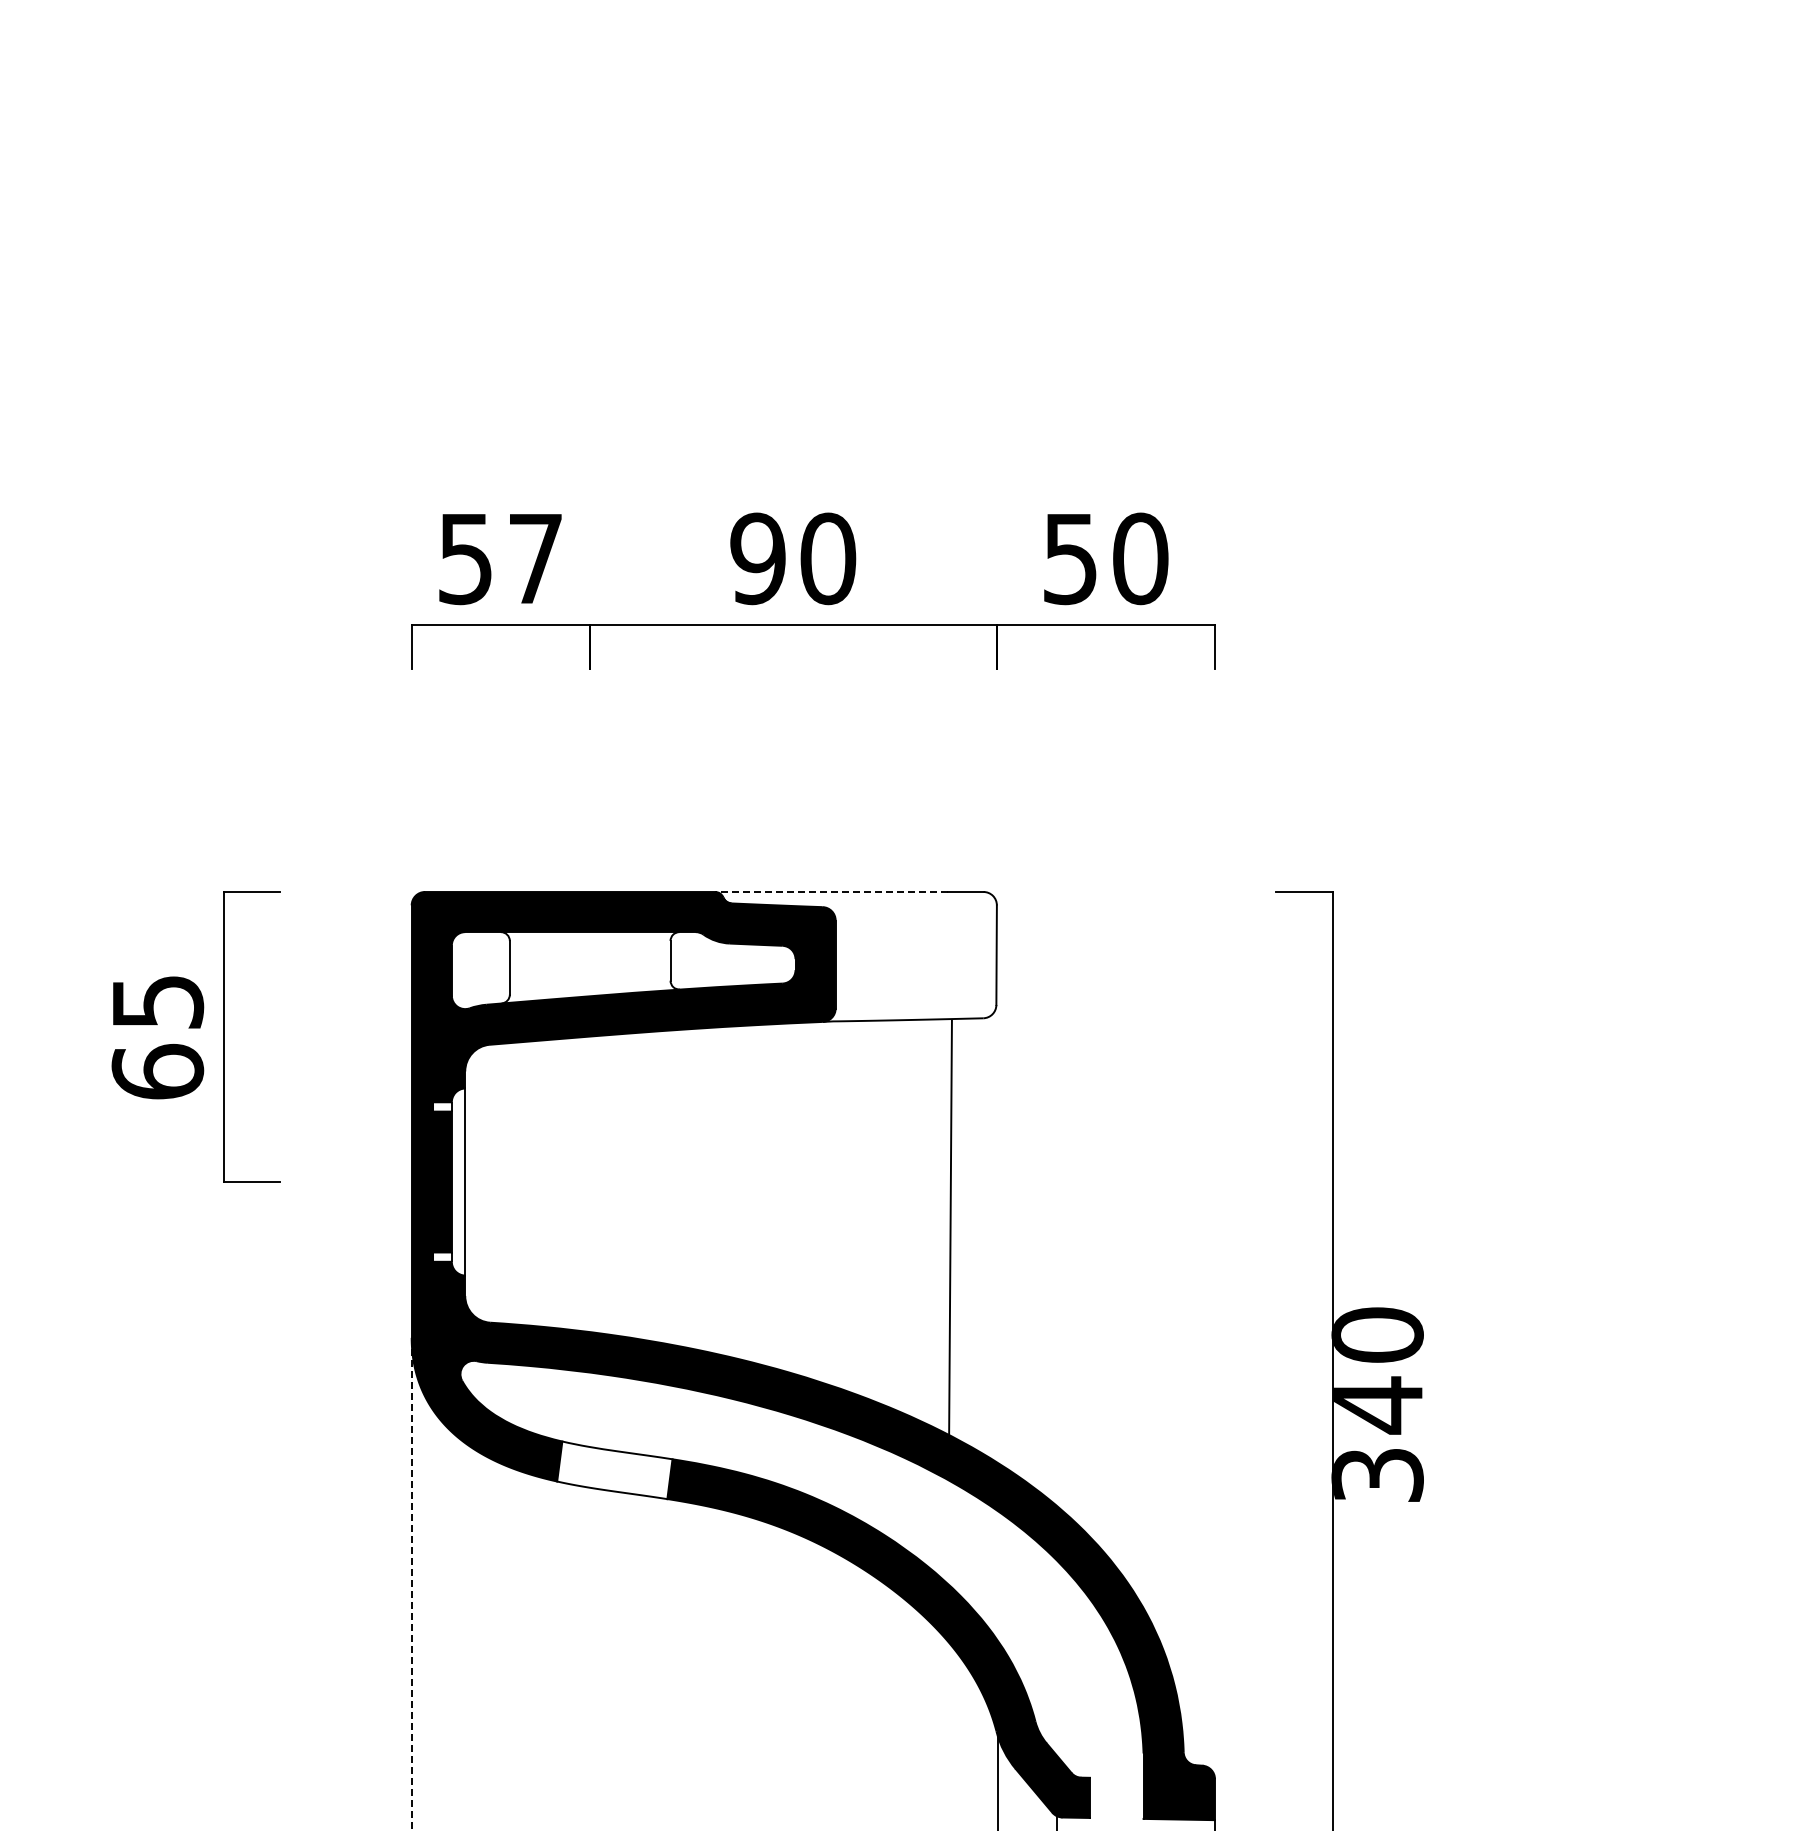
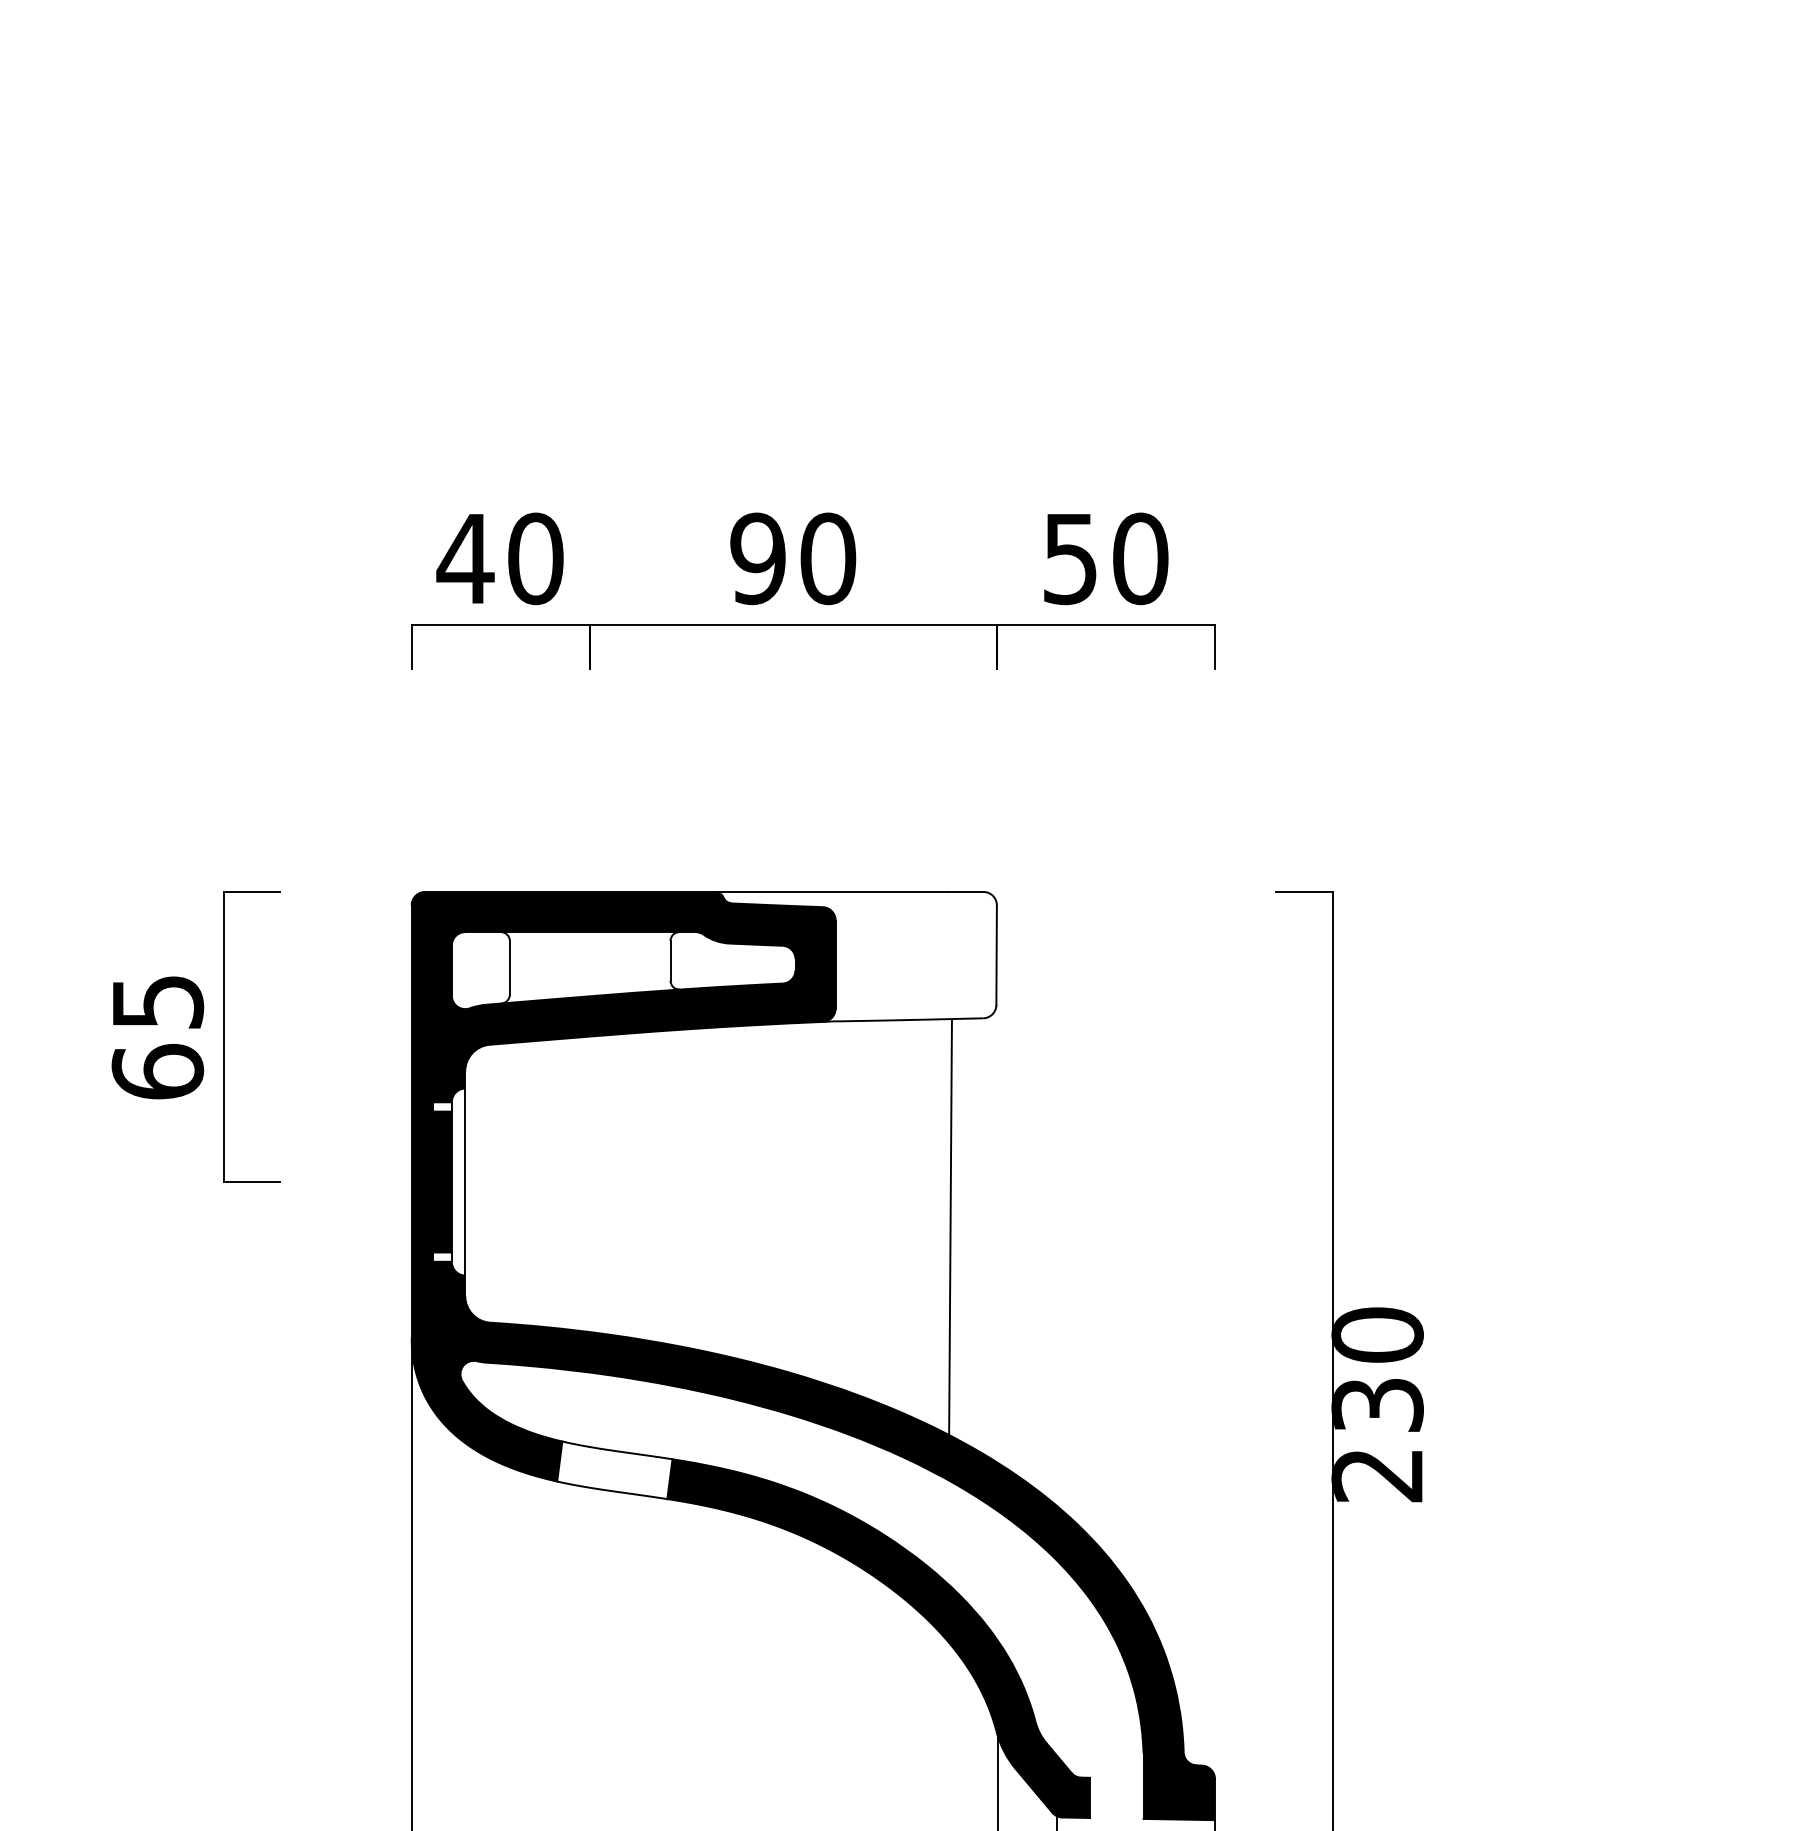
text: 57 -> 40 (499, 558)
line: dashed -> solid (831, 891)
text: 340 -> 230 (1377, 1439)
line: dashed -> solid (411, 1584)
